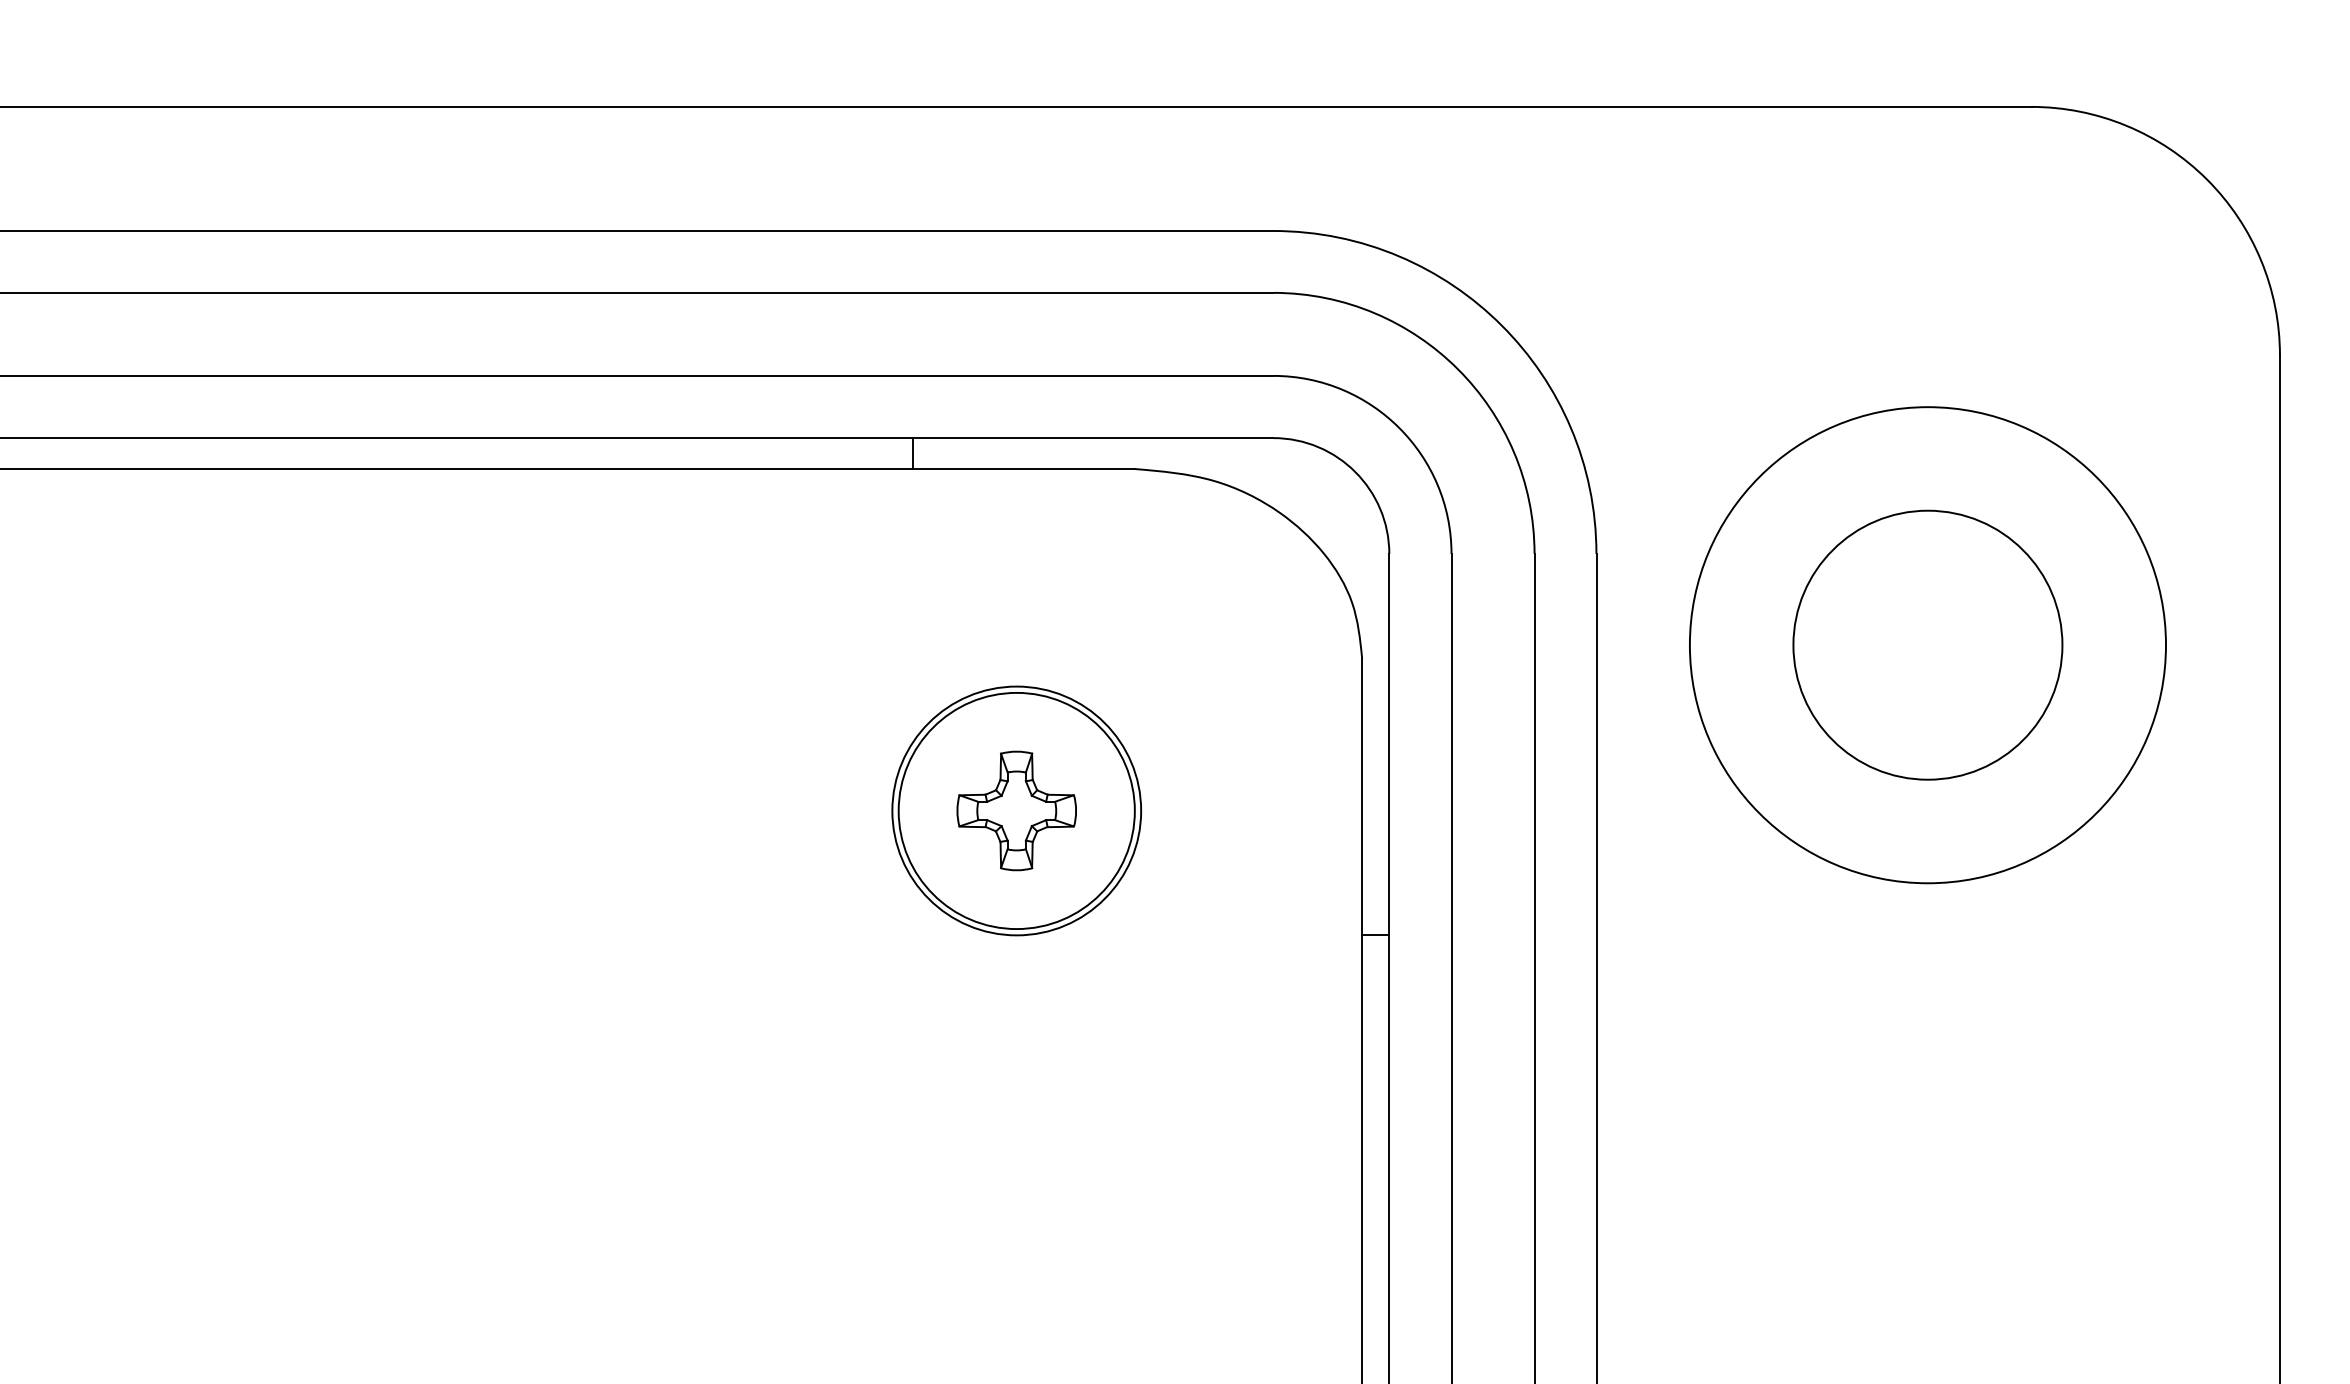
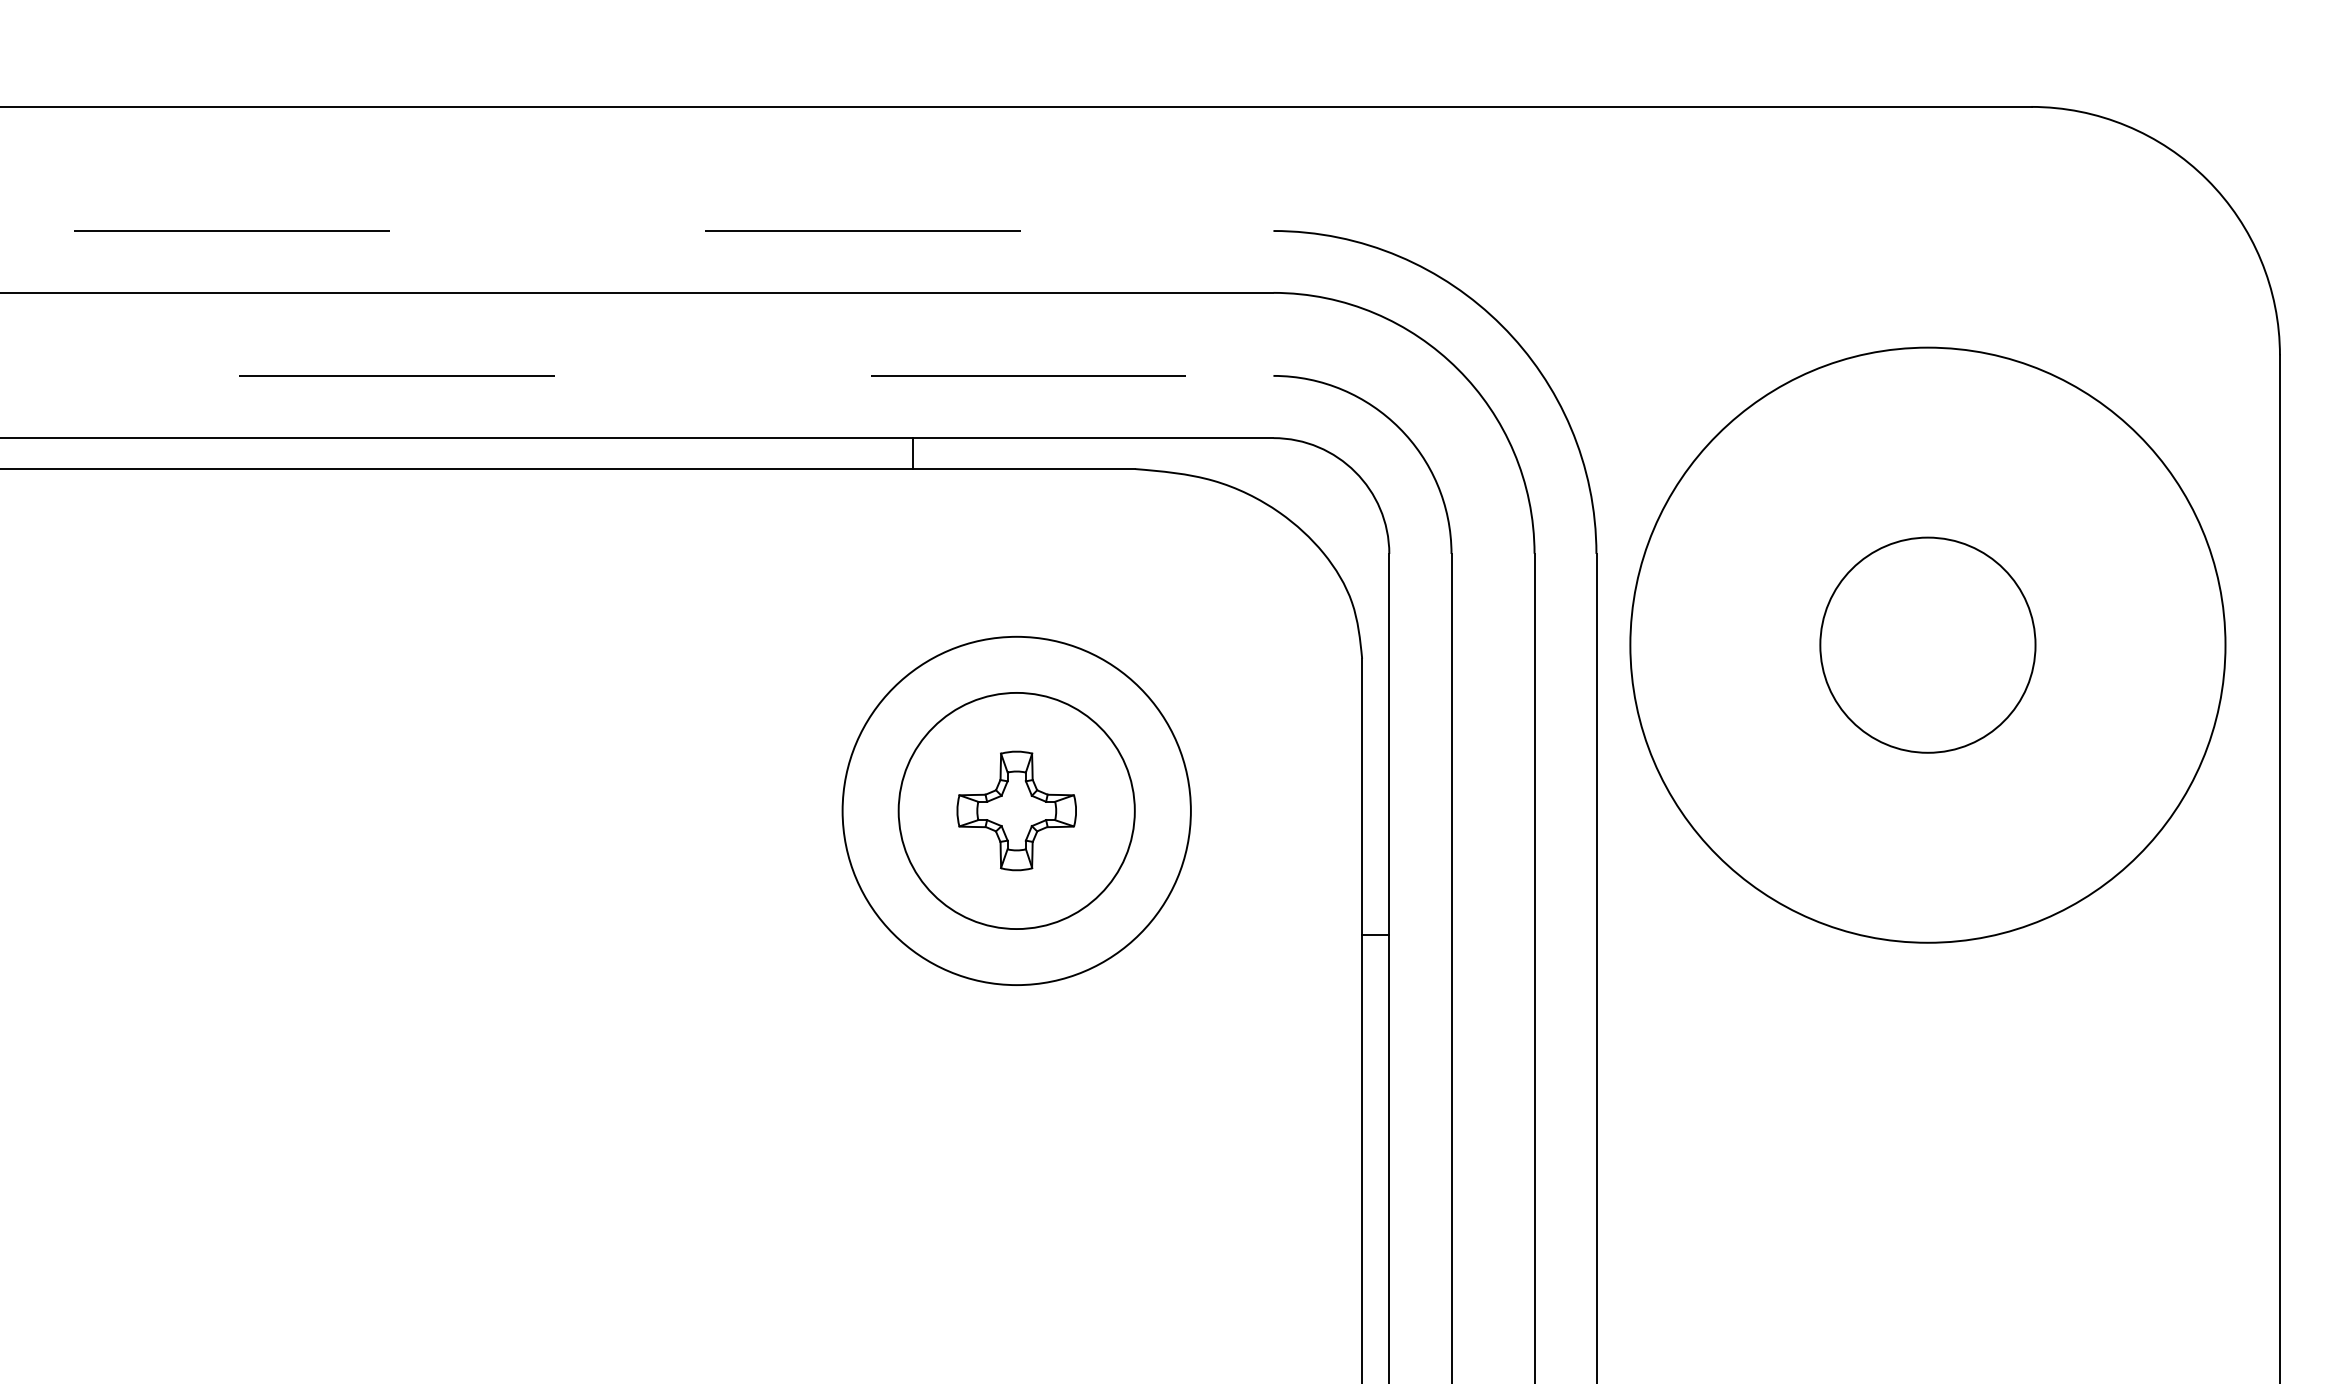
line: solid -> dashed (637, 231)
line: solid -> dashed (637, 375)
circle diameter: 269 px -> 215 px (1927, 644)
circle diameter: 476 px -> 595 px (1927, 644)
circle diameter: 249 px -> 348 px (1016, 810)
